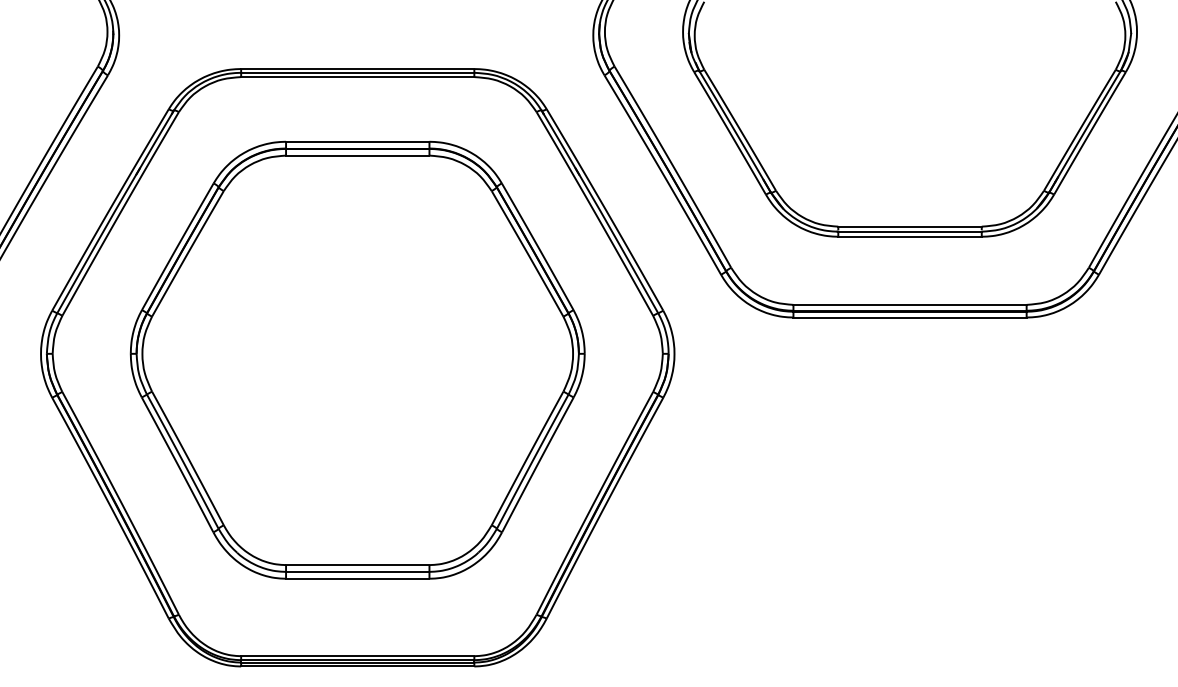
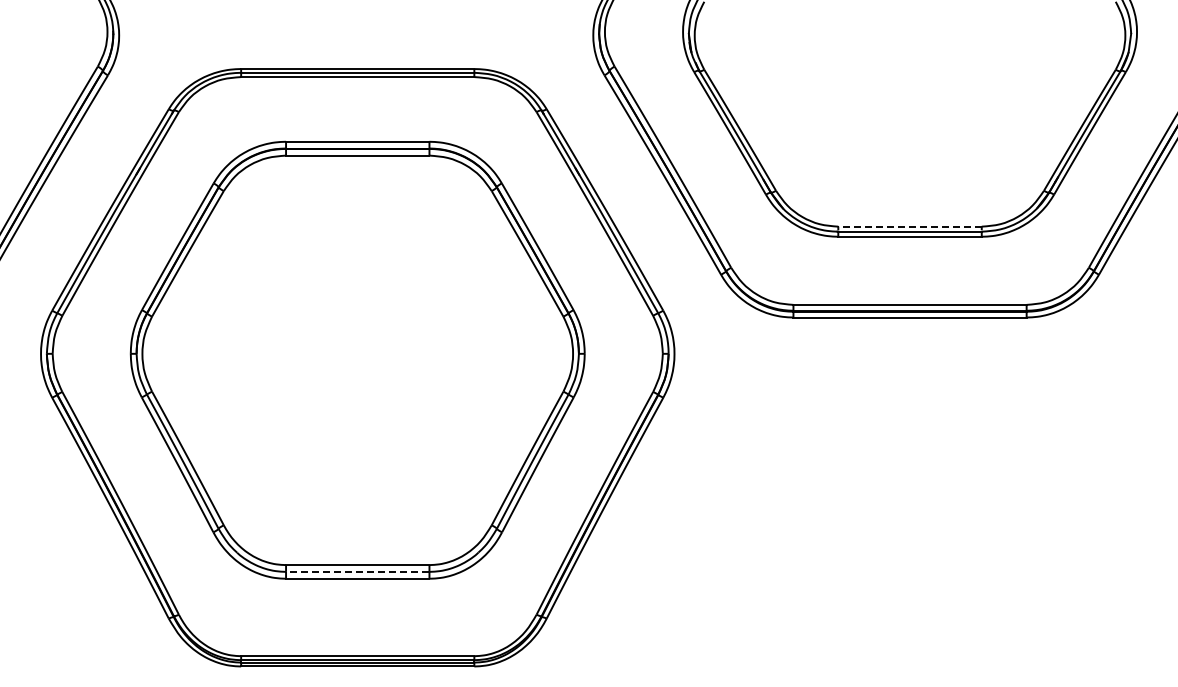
line: solid -> dashed (910, 226)
line: solid -> dashed (357, 571)
